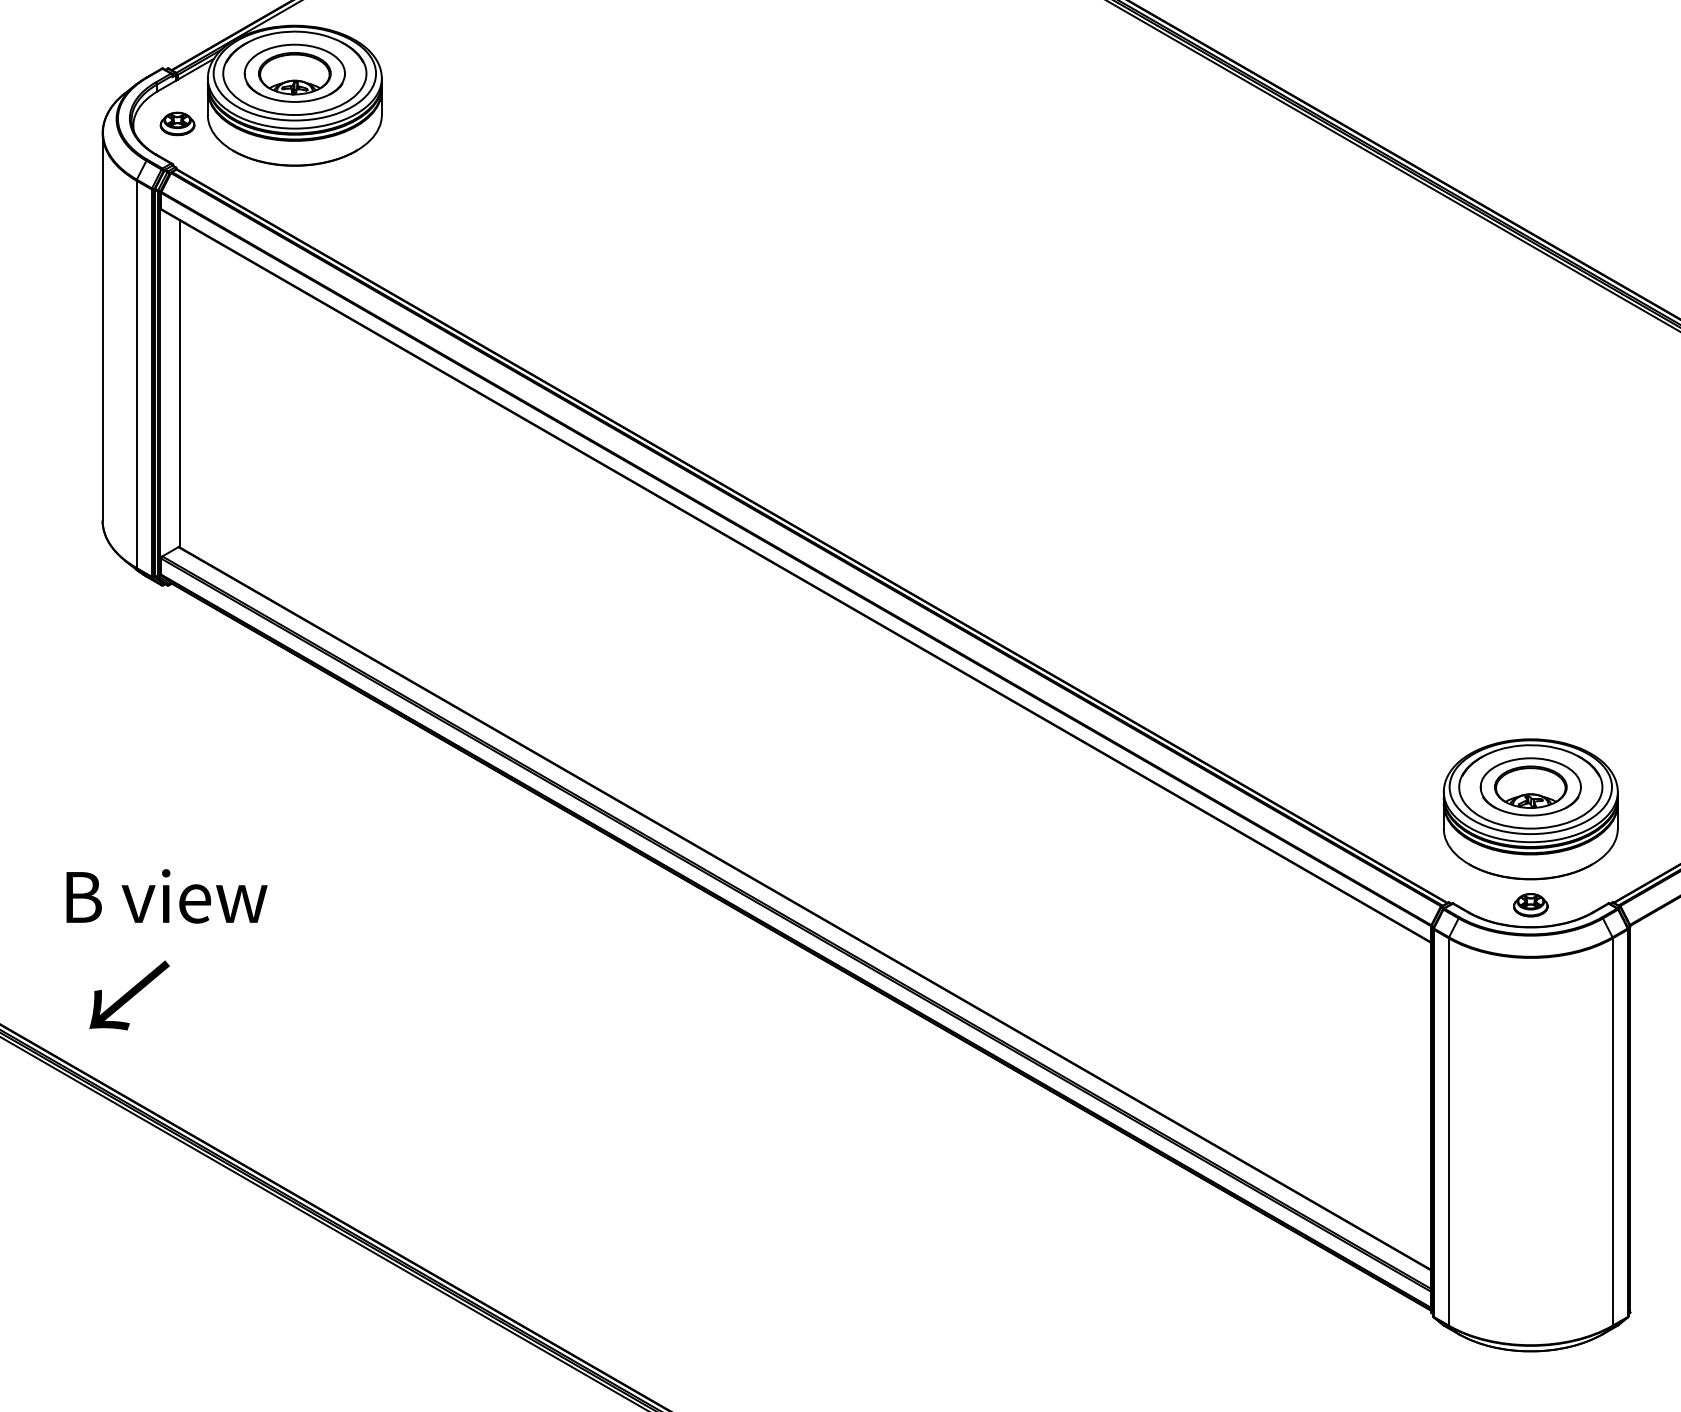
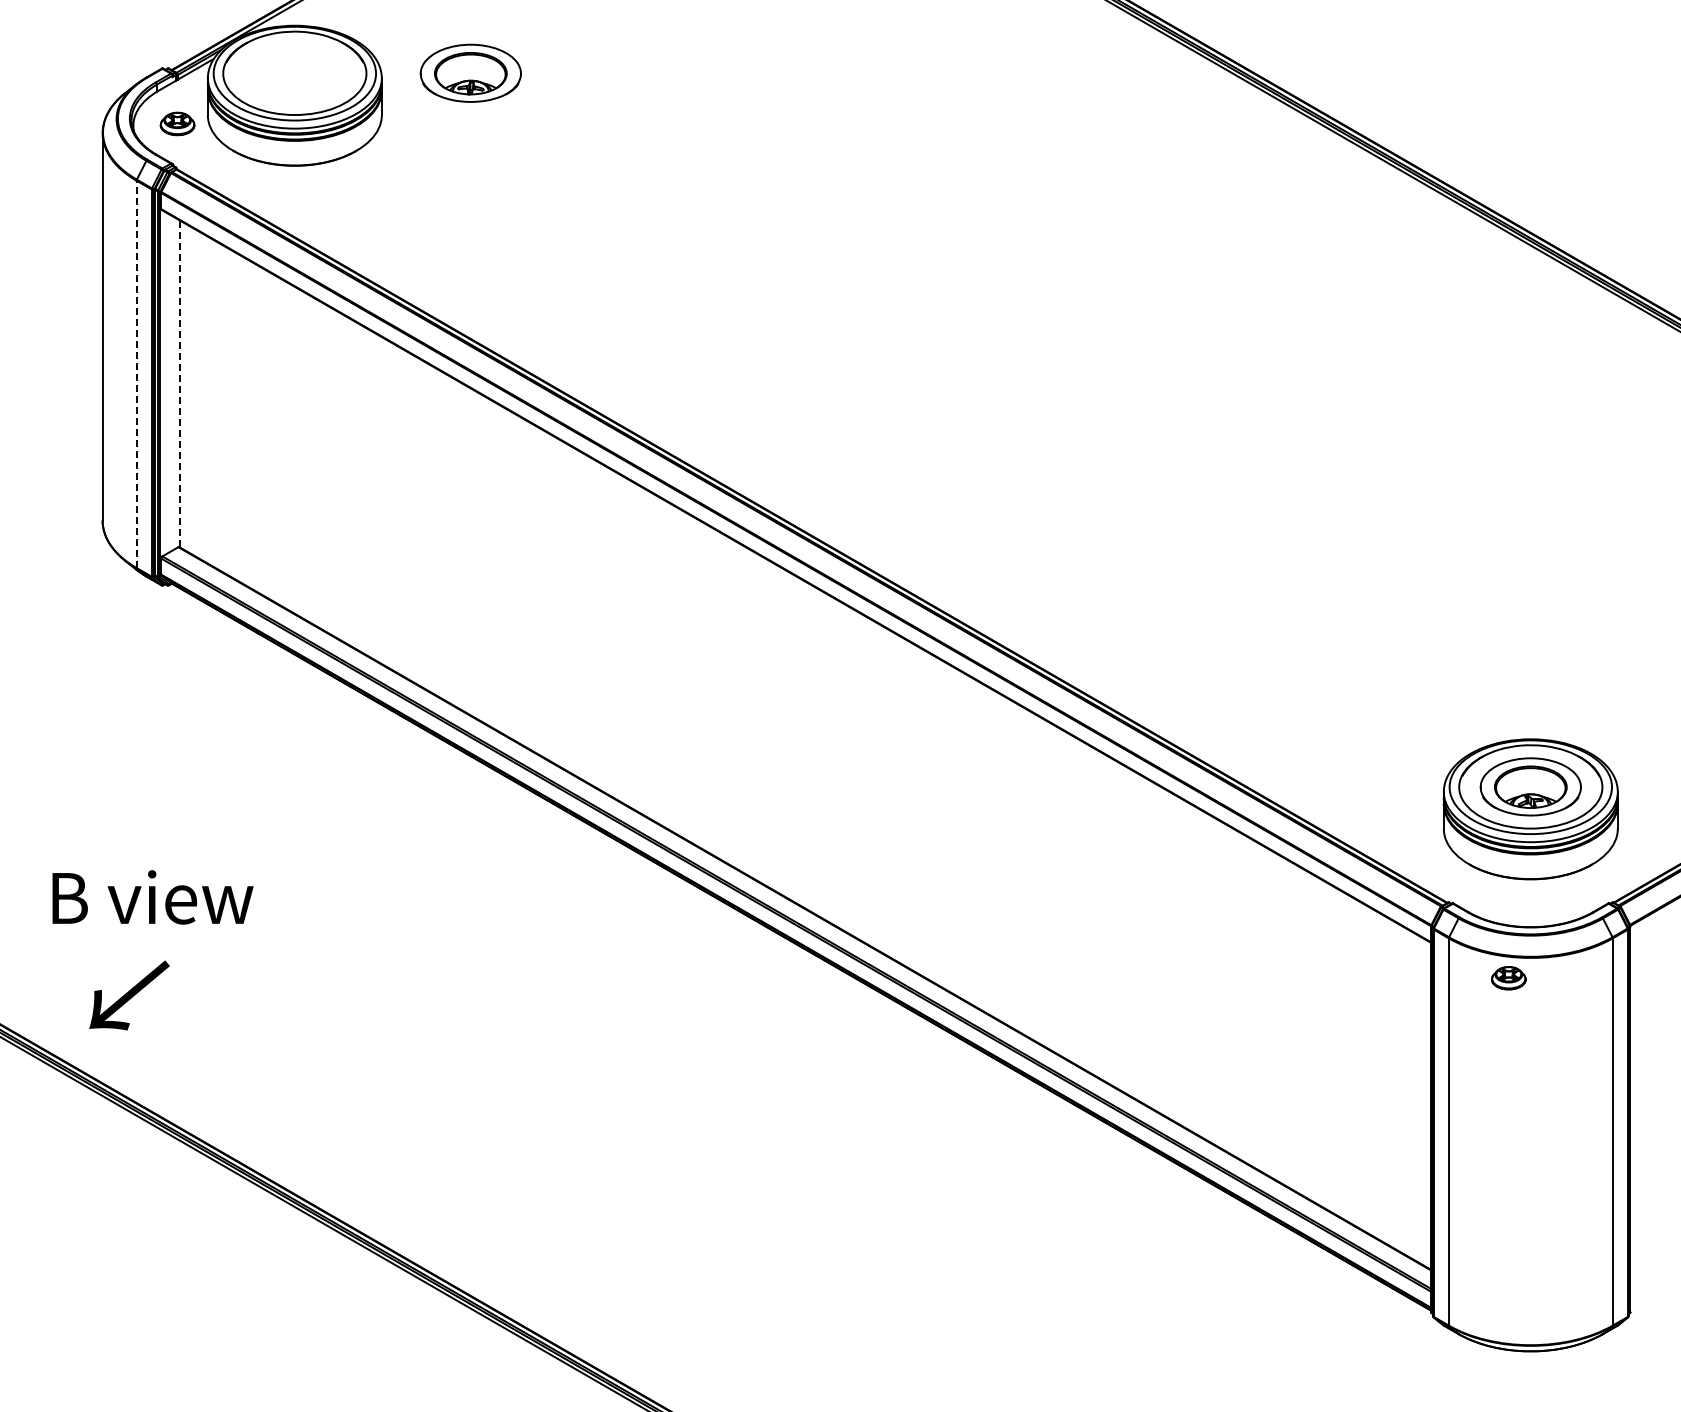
part position: (294, 72) -> (470, 72) (470, 72)
line: solid -> dashed (136, 374)
line: solid -> dashed (179, 383)
text position: (166, 896) -> (152, 897) (152, 897)
part position: (1530, 905) -> (1508, 978) (1508, 978)
